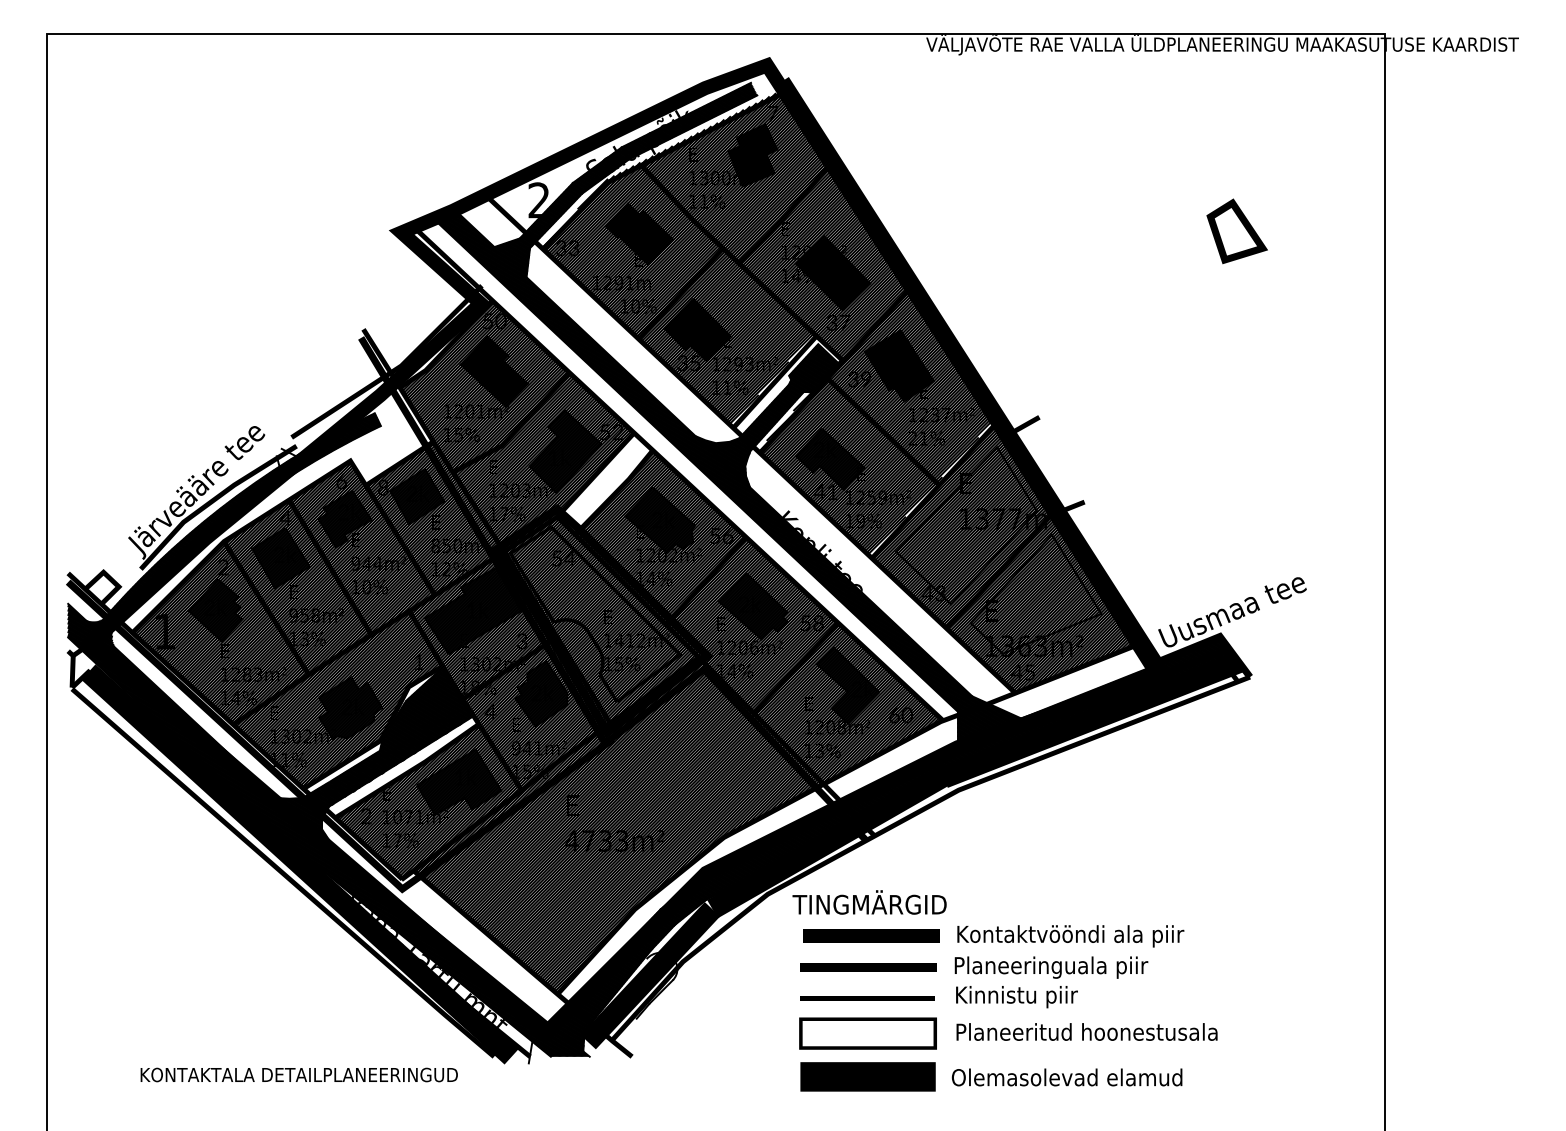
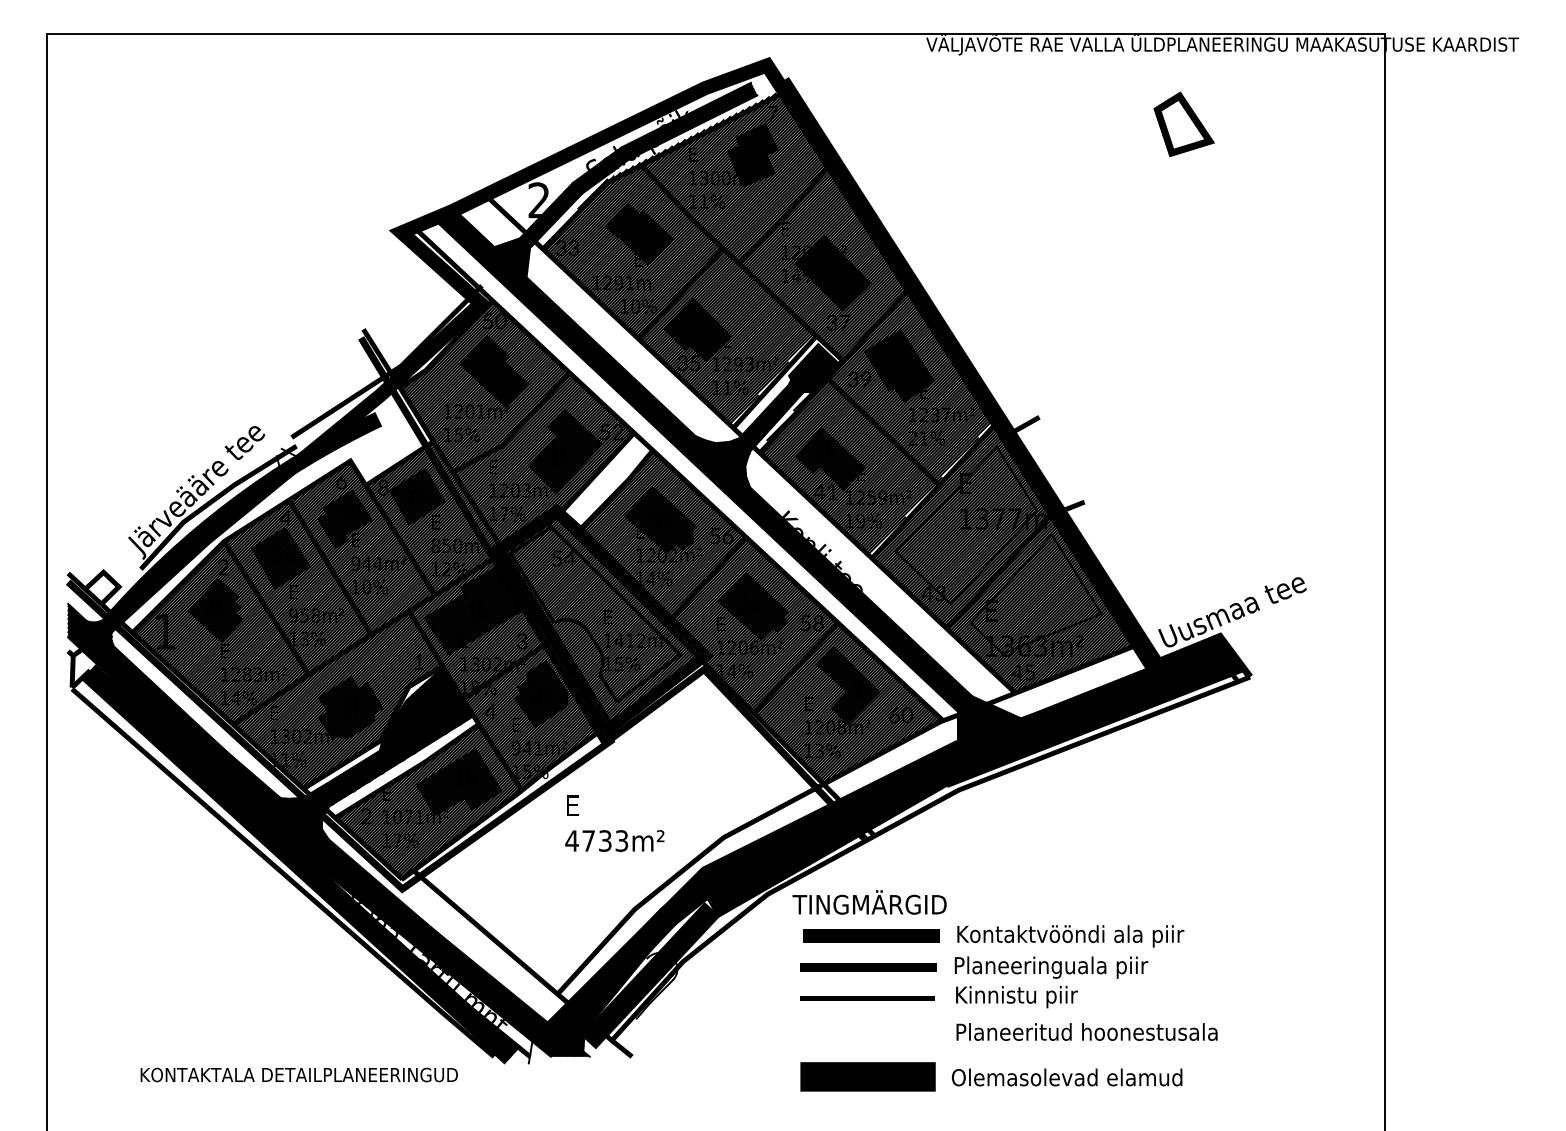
part position: (1236, 231) -> (1183, 124) (1183, 124)
hatch: present -> none (618, 825)
part: present -> none (867, 1033)
